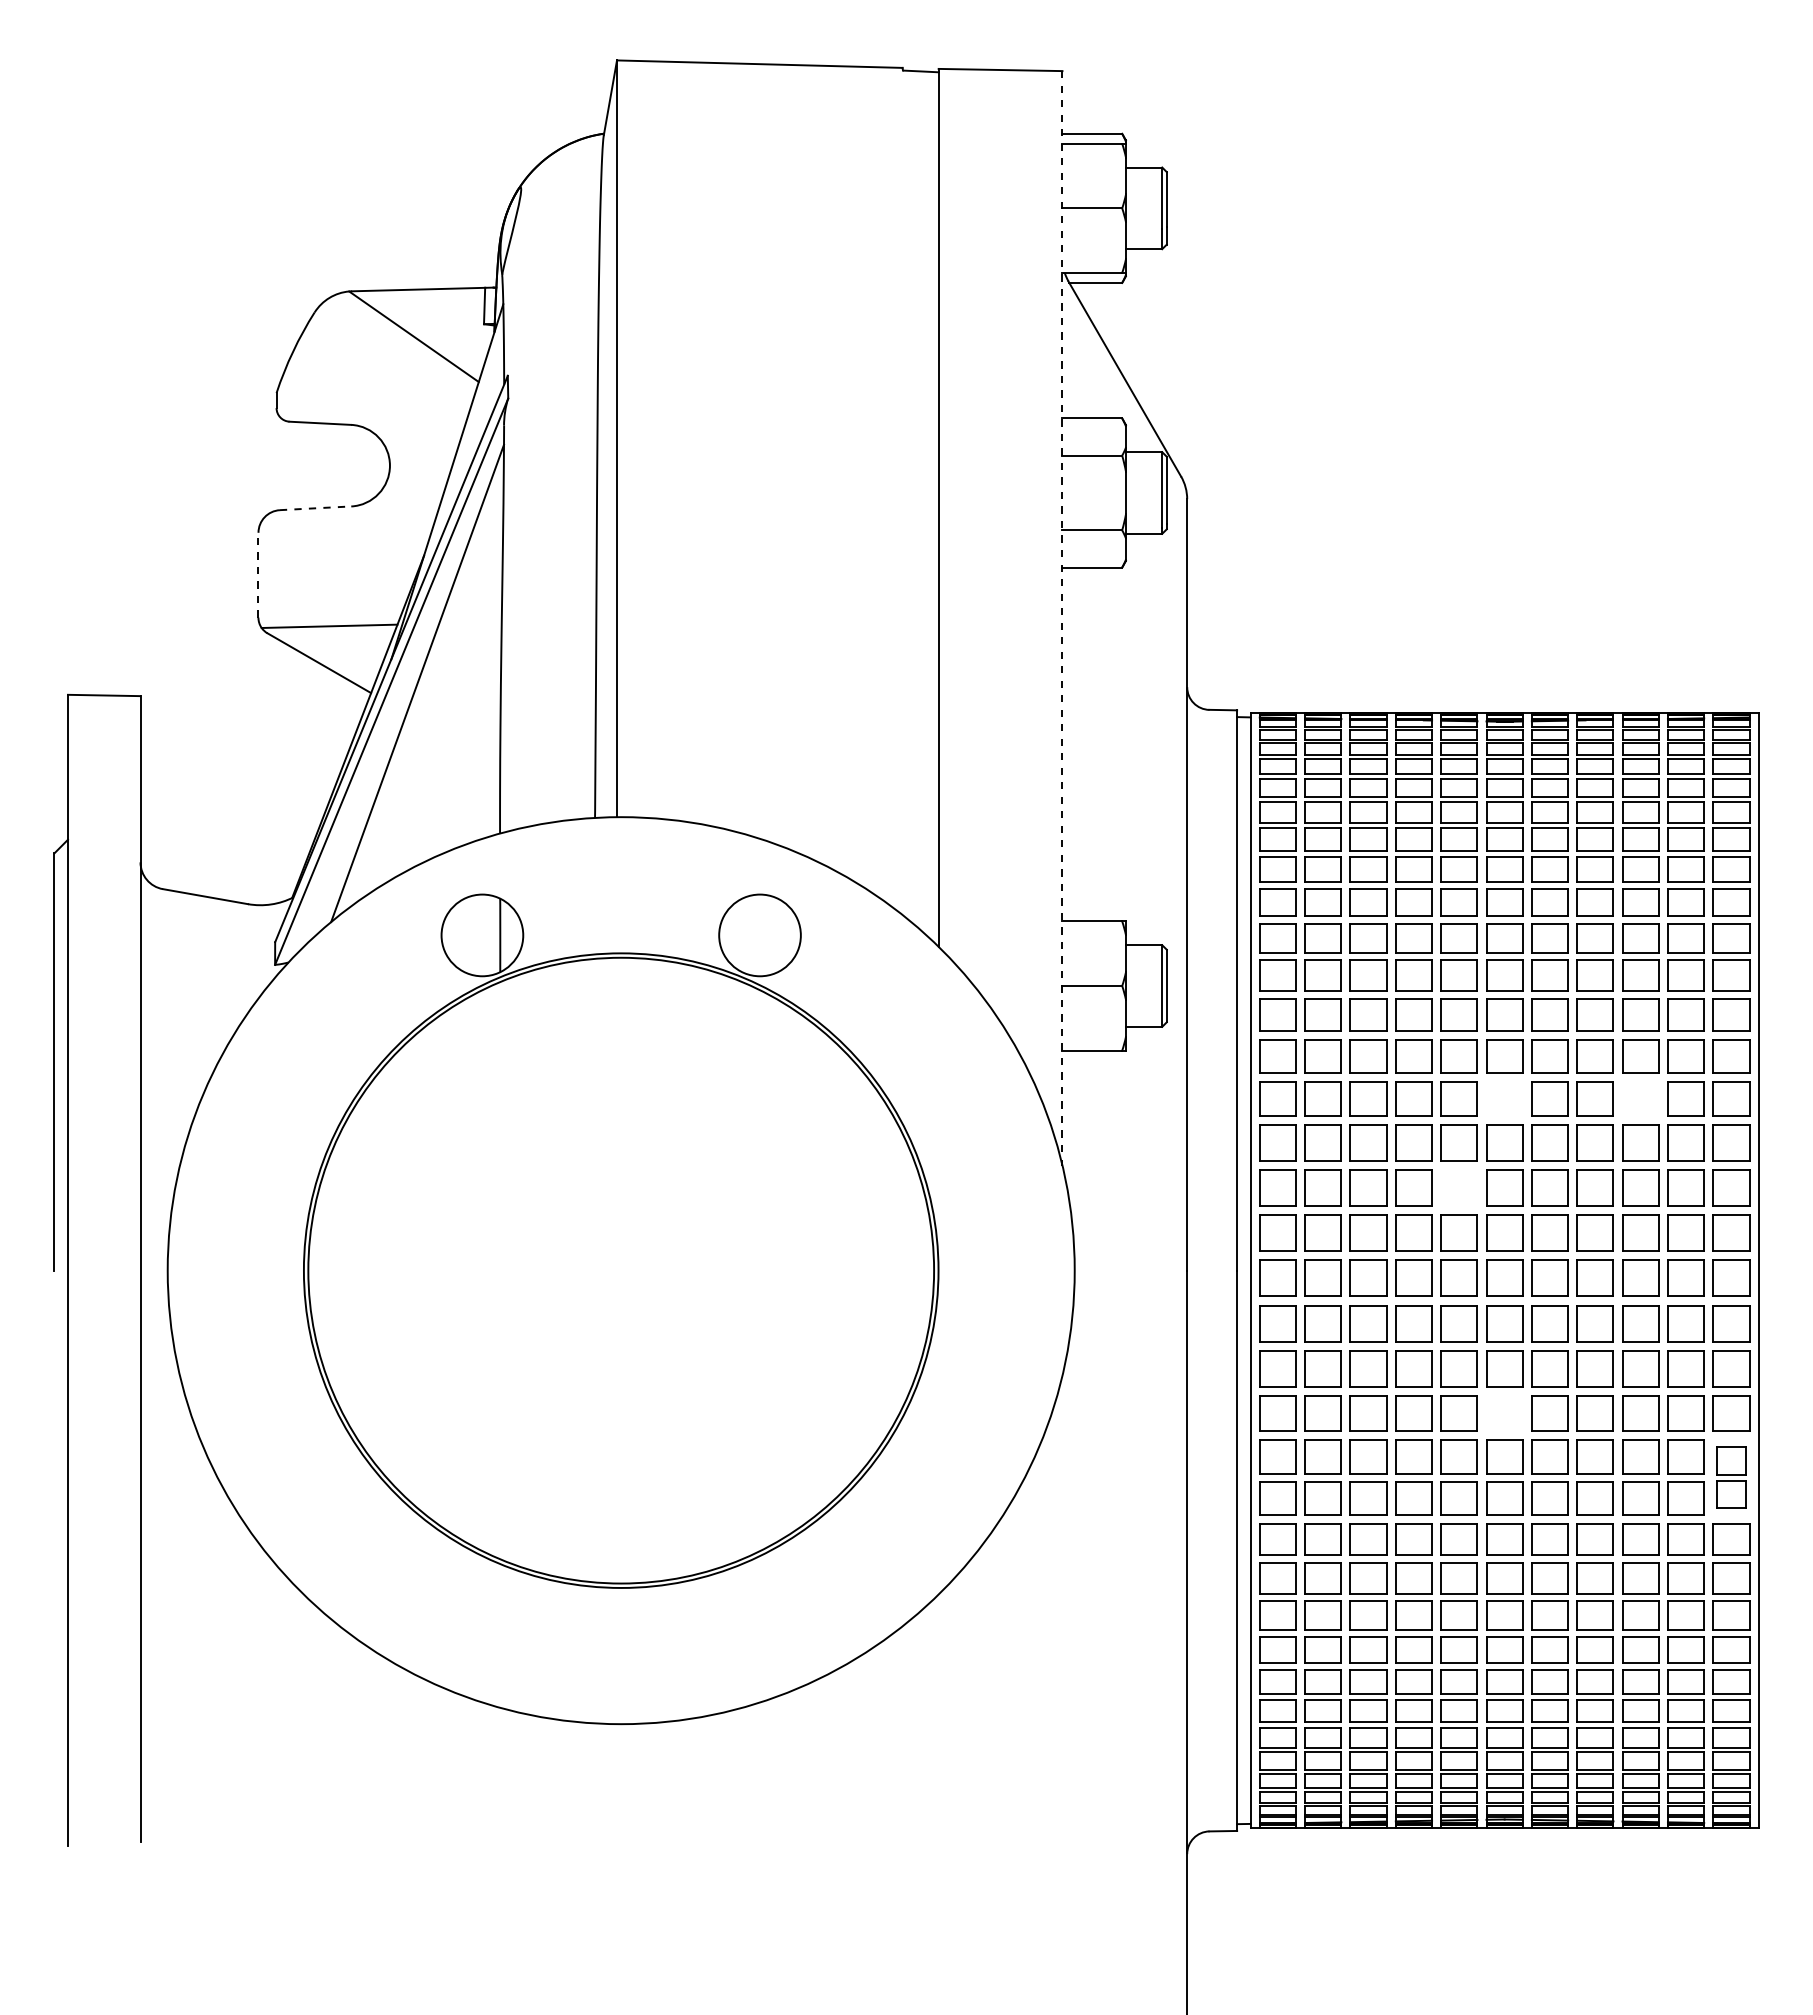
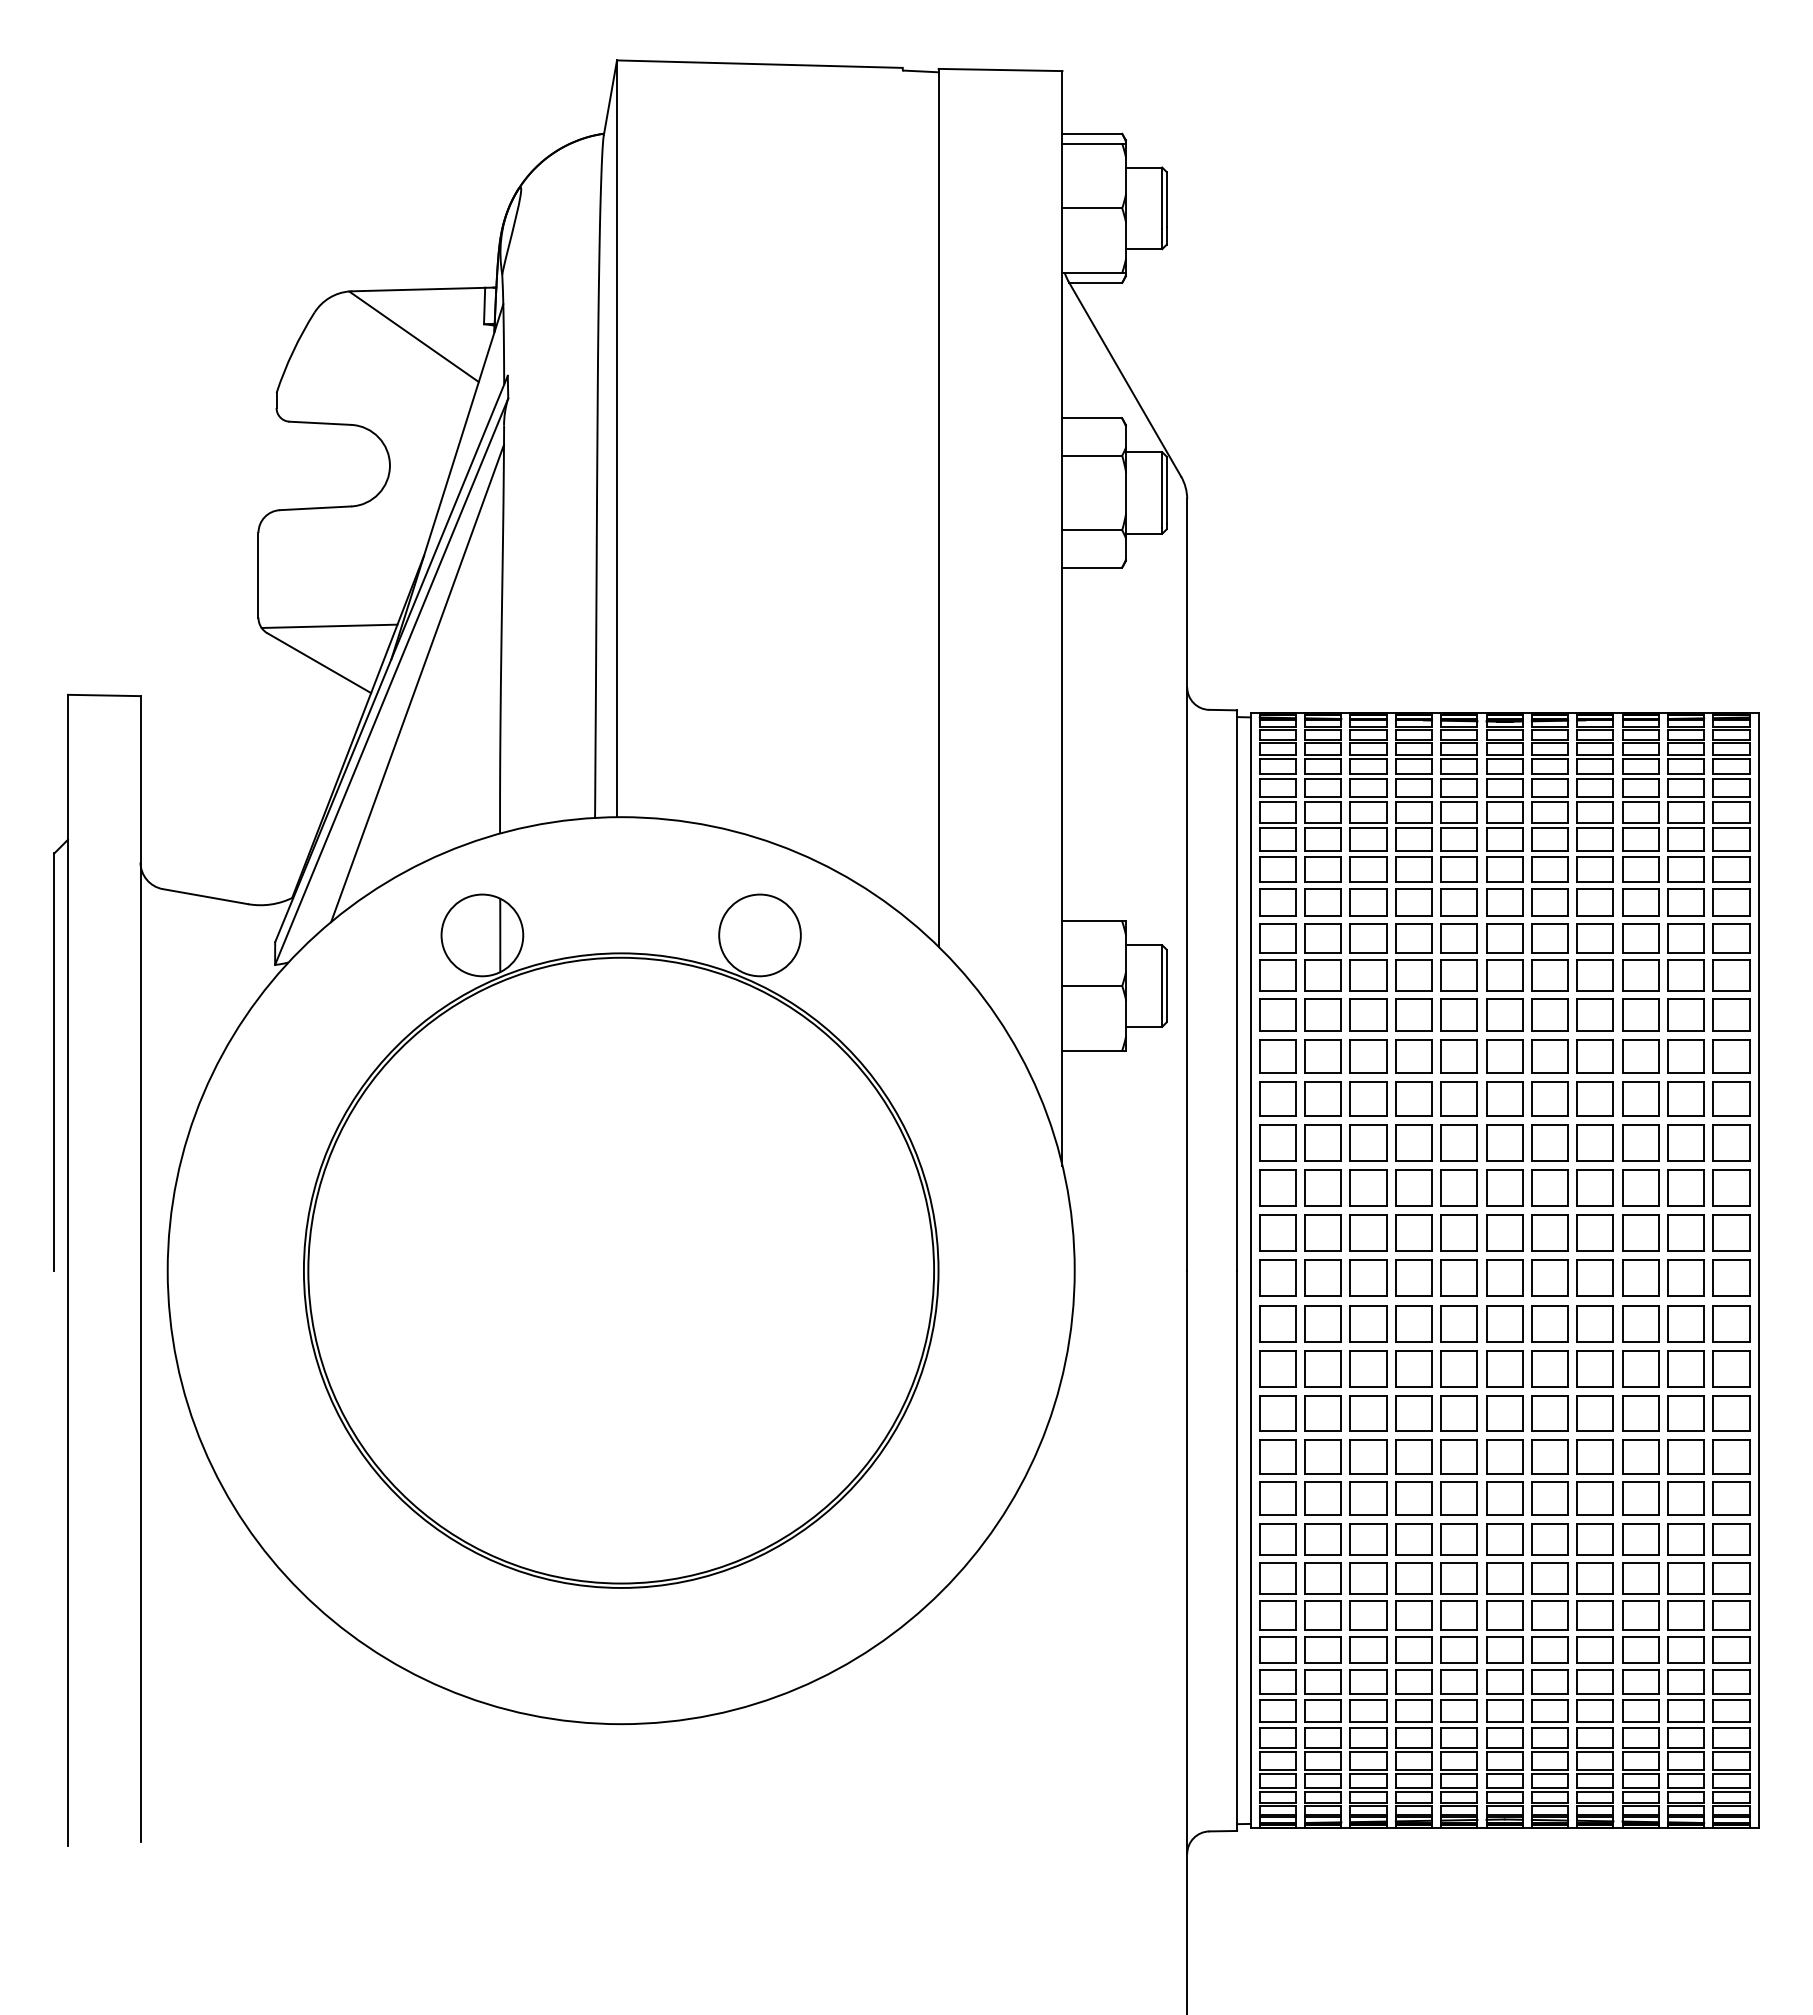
line: dashed -> solid (315, 508)
line: dashed -> solid (258, 574)
line: dashed -> solid (1062, 619)
part: none -> present (1504, 1098)
part: none -> present (1640, 1098)
part: none -> present (1458, 1187)
part: none -> present (1504, 1413)
part size: 31x63 px -> 39x77 px (1731, 1477)
